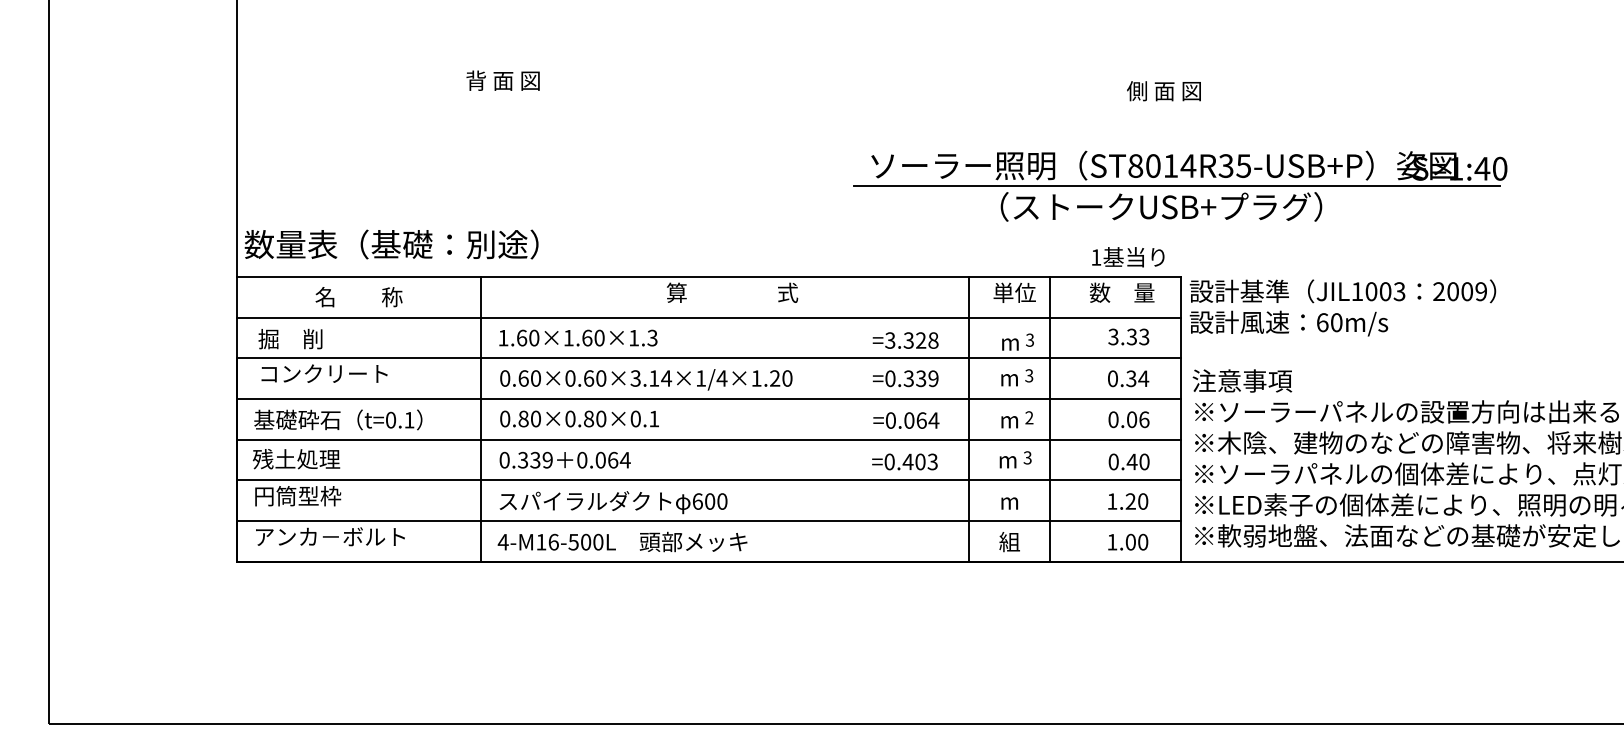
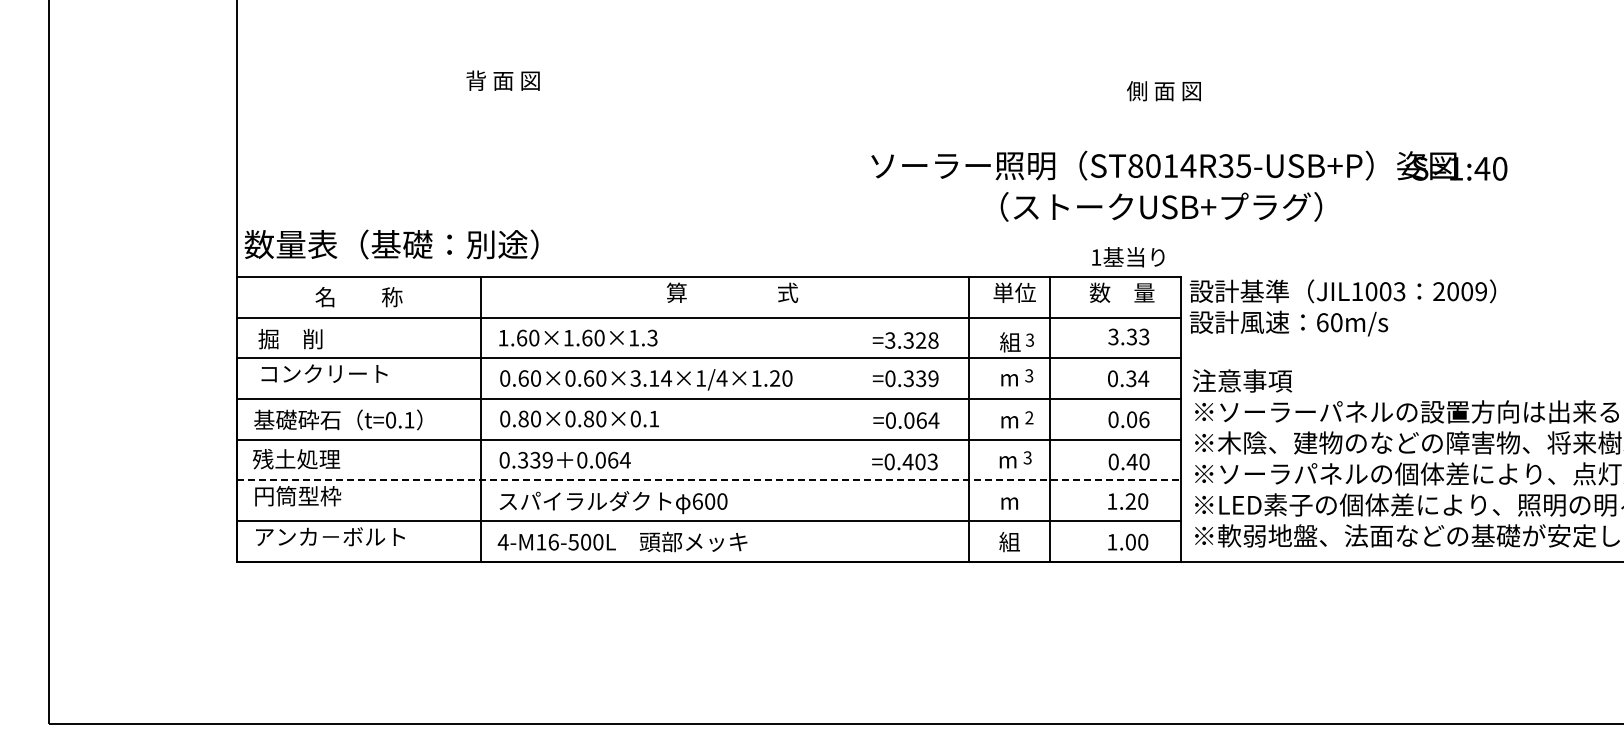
line: present -> none (1177, 186)
text: m -> 組 (1010, 342)
line: solid -> dashed (708, 480)
